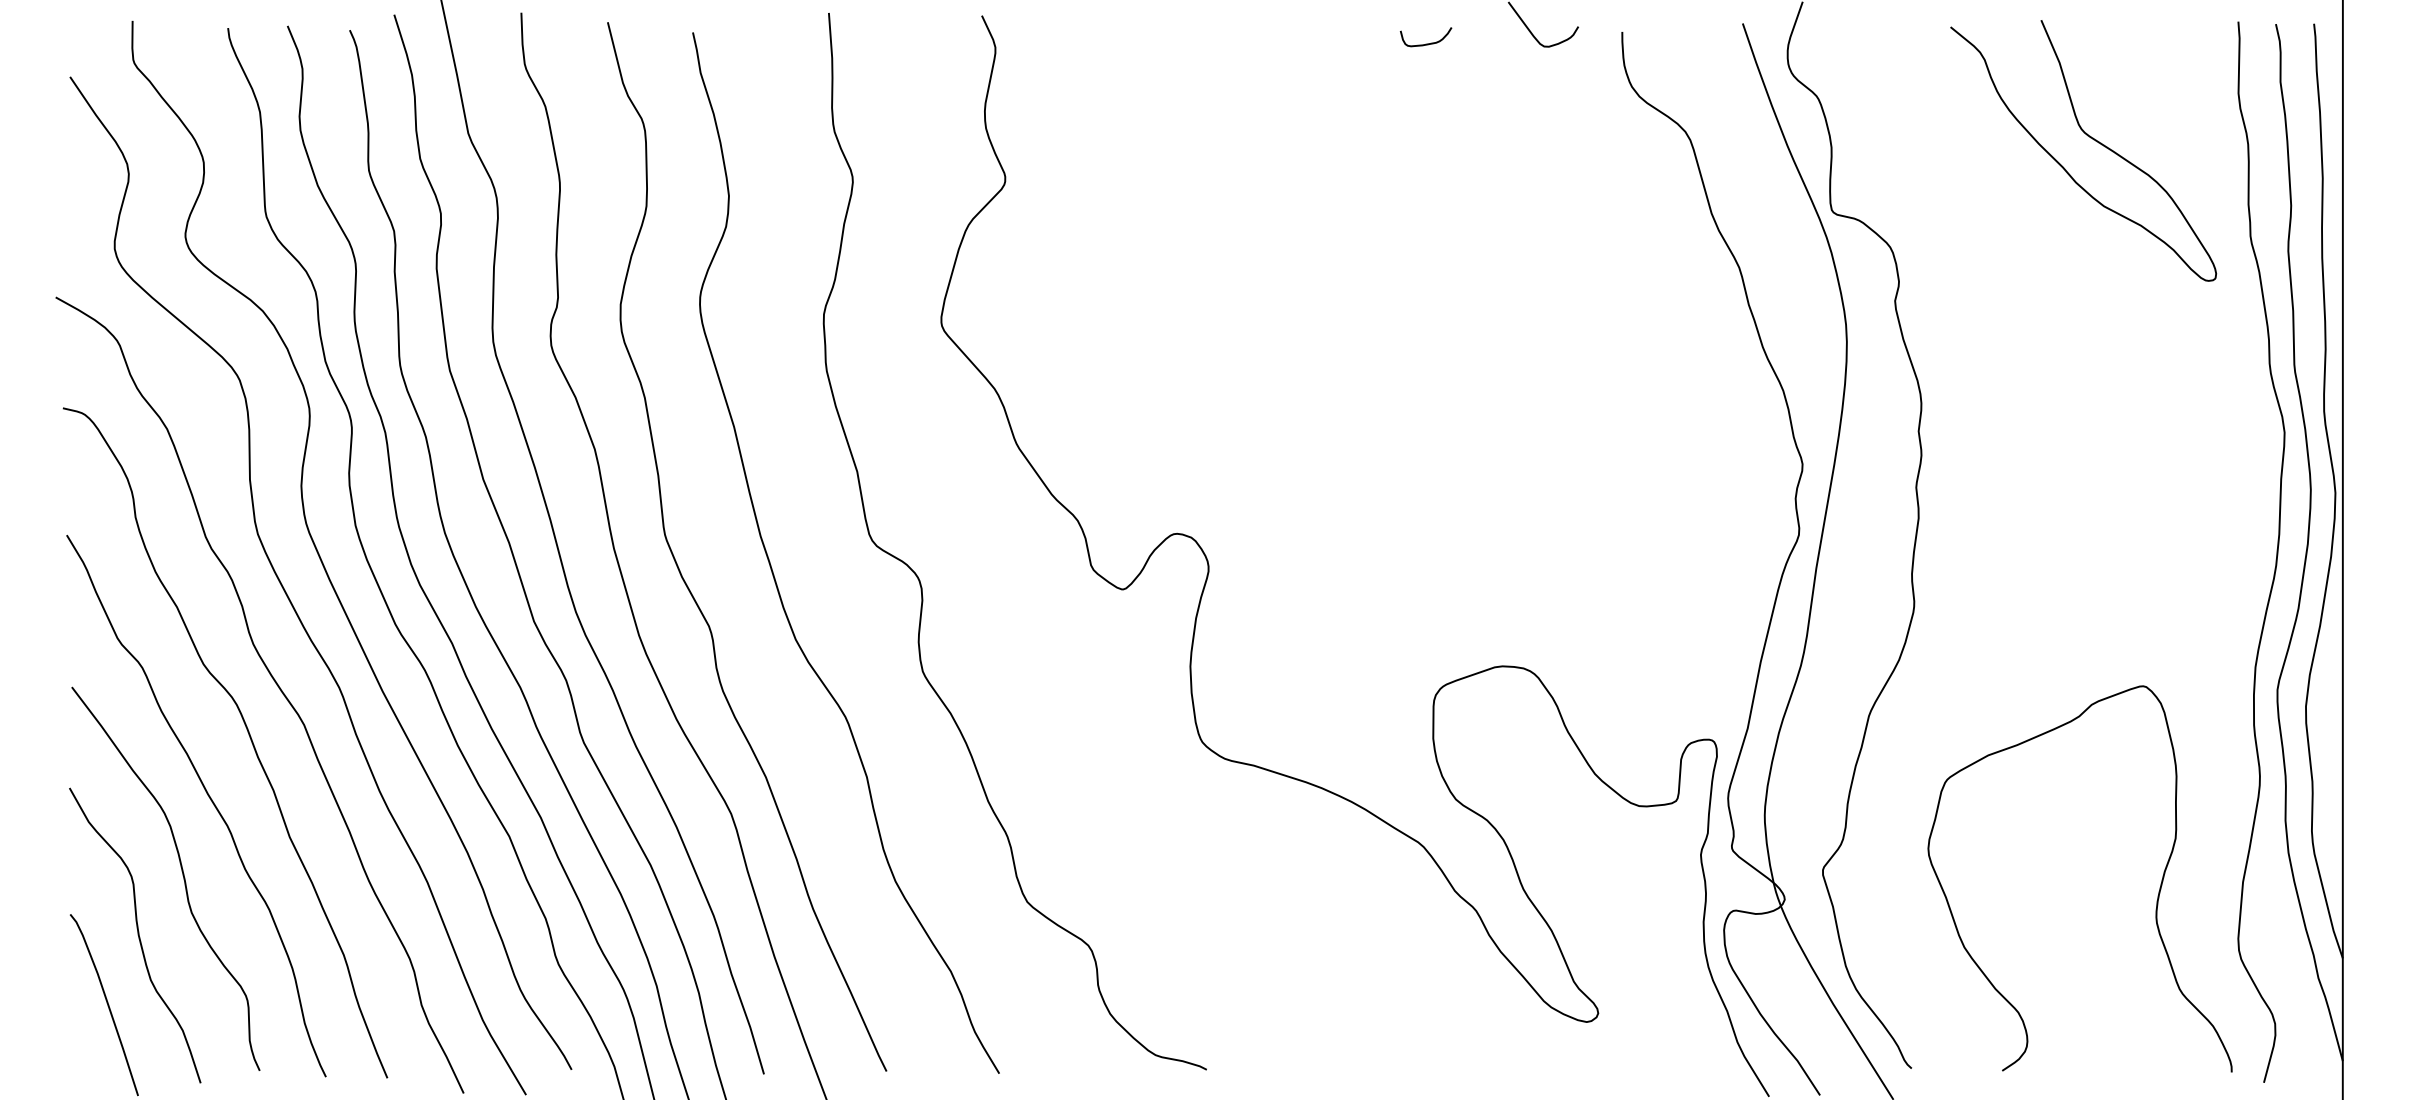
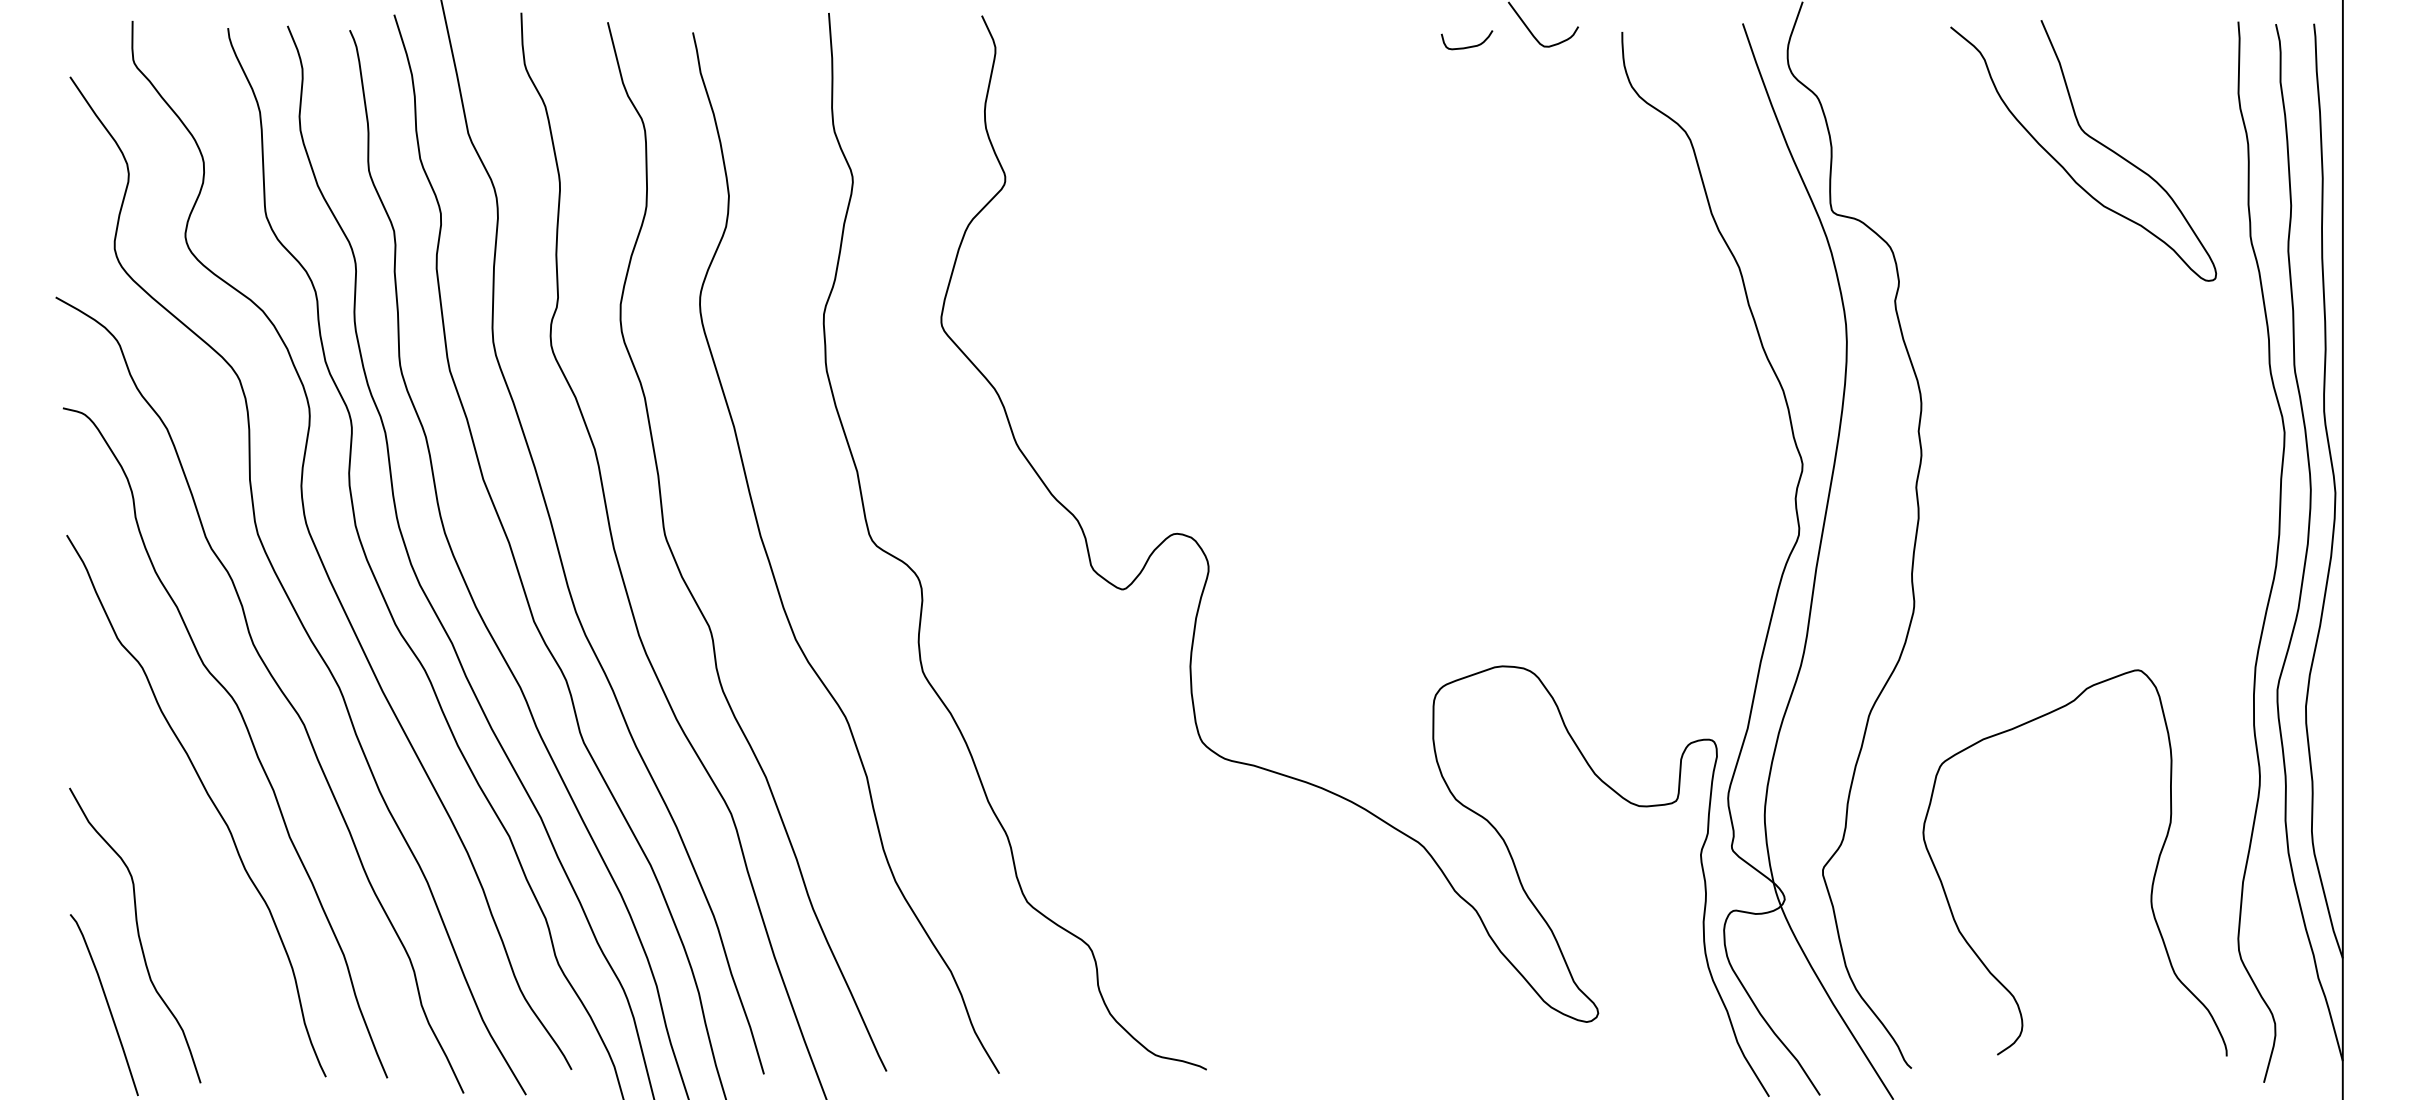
curve position: (1425, 43) -> (1466, 46) (1466, 46)
curve: present -> none (182, 875)
curve position: (2157, 895) -> (2152, 879) (2152, 879)
